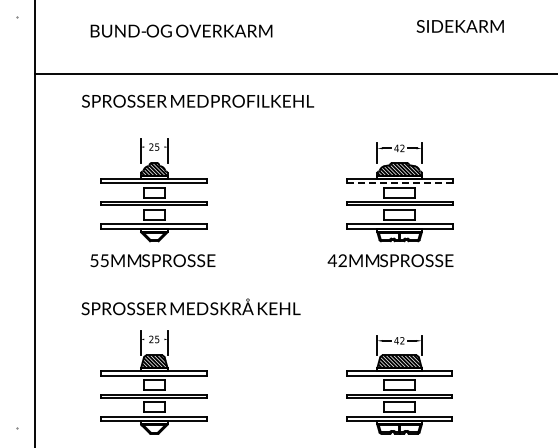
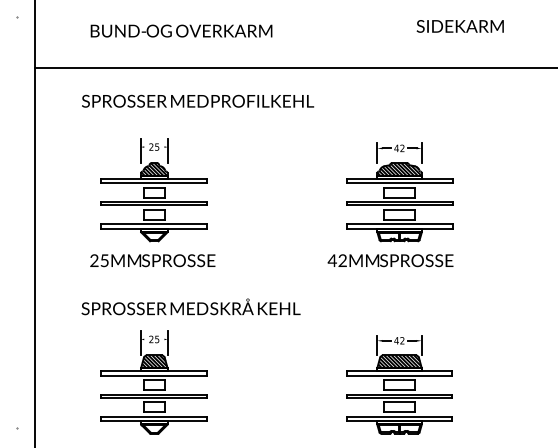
line position: (294, 74) -> (294, 68) (294, 68)
line: dashed -> solid (399, 183)
text: 55MM -> 25MM (94, 260)
